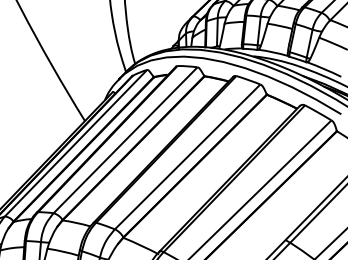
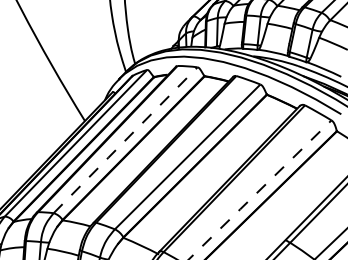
line: solid -> dashed (124, 141)
line: solid -> dashed (259, 190)
